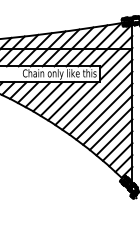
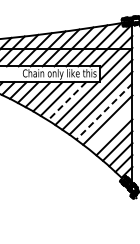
line: solid -> dashed (67, 101)
line: solid -> dashed (104, 111)
line: present -> none (110, 128)
